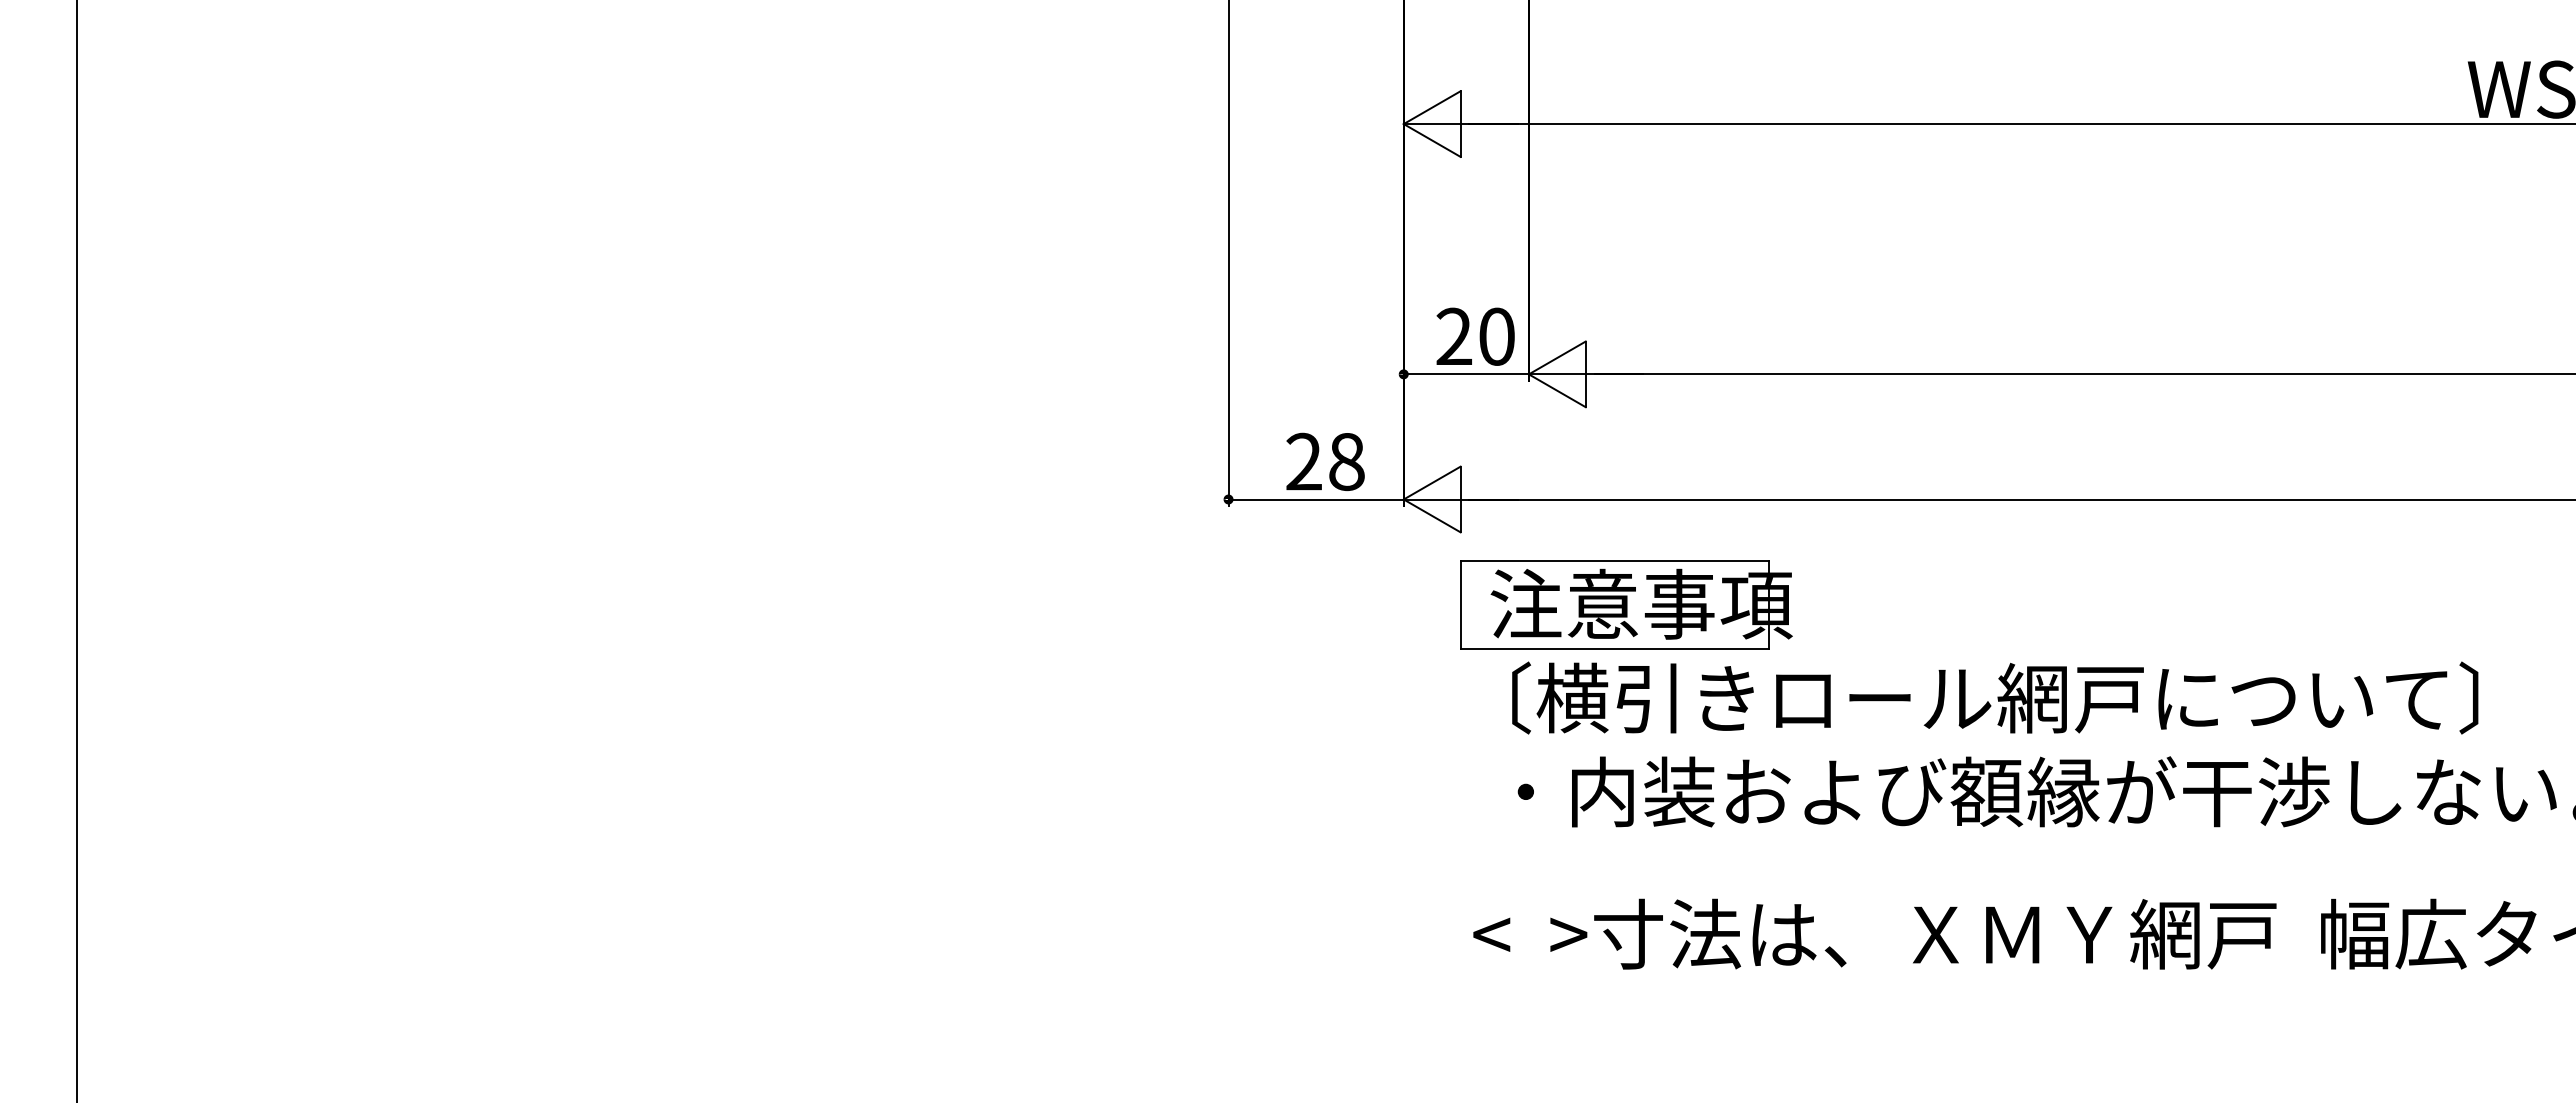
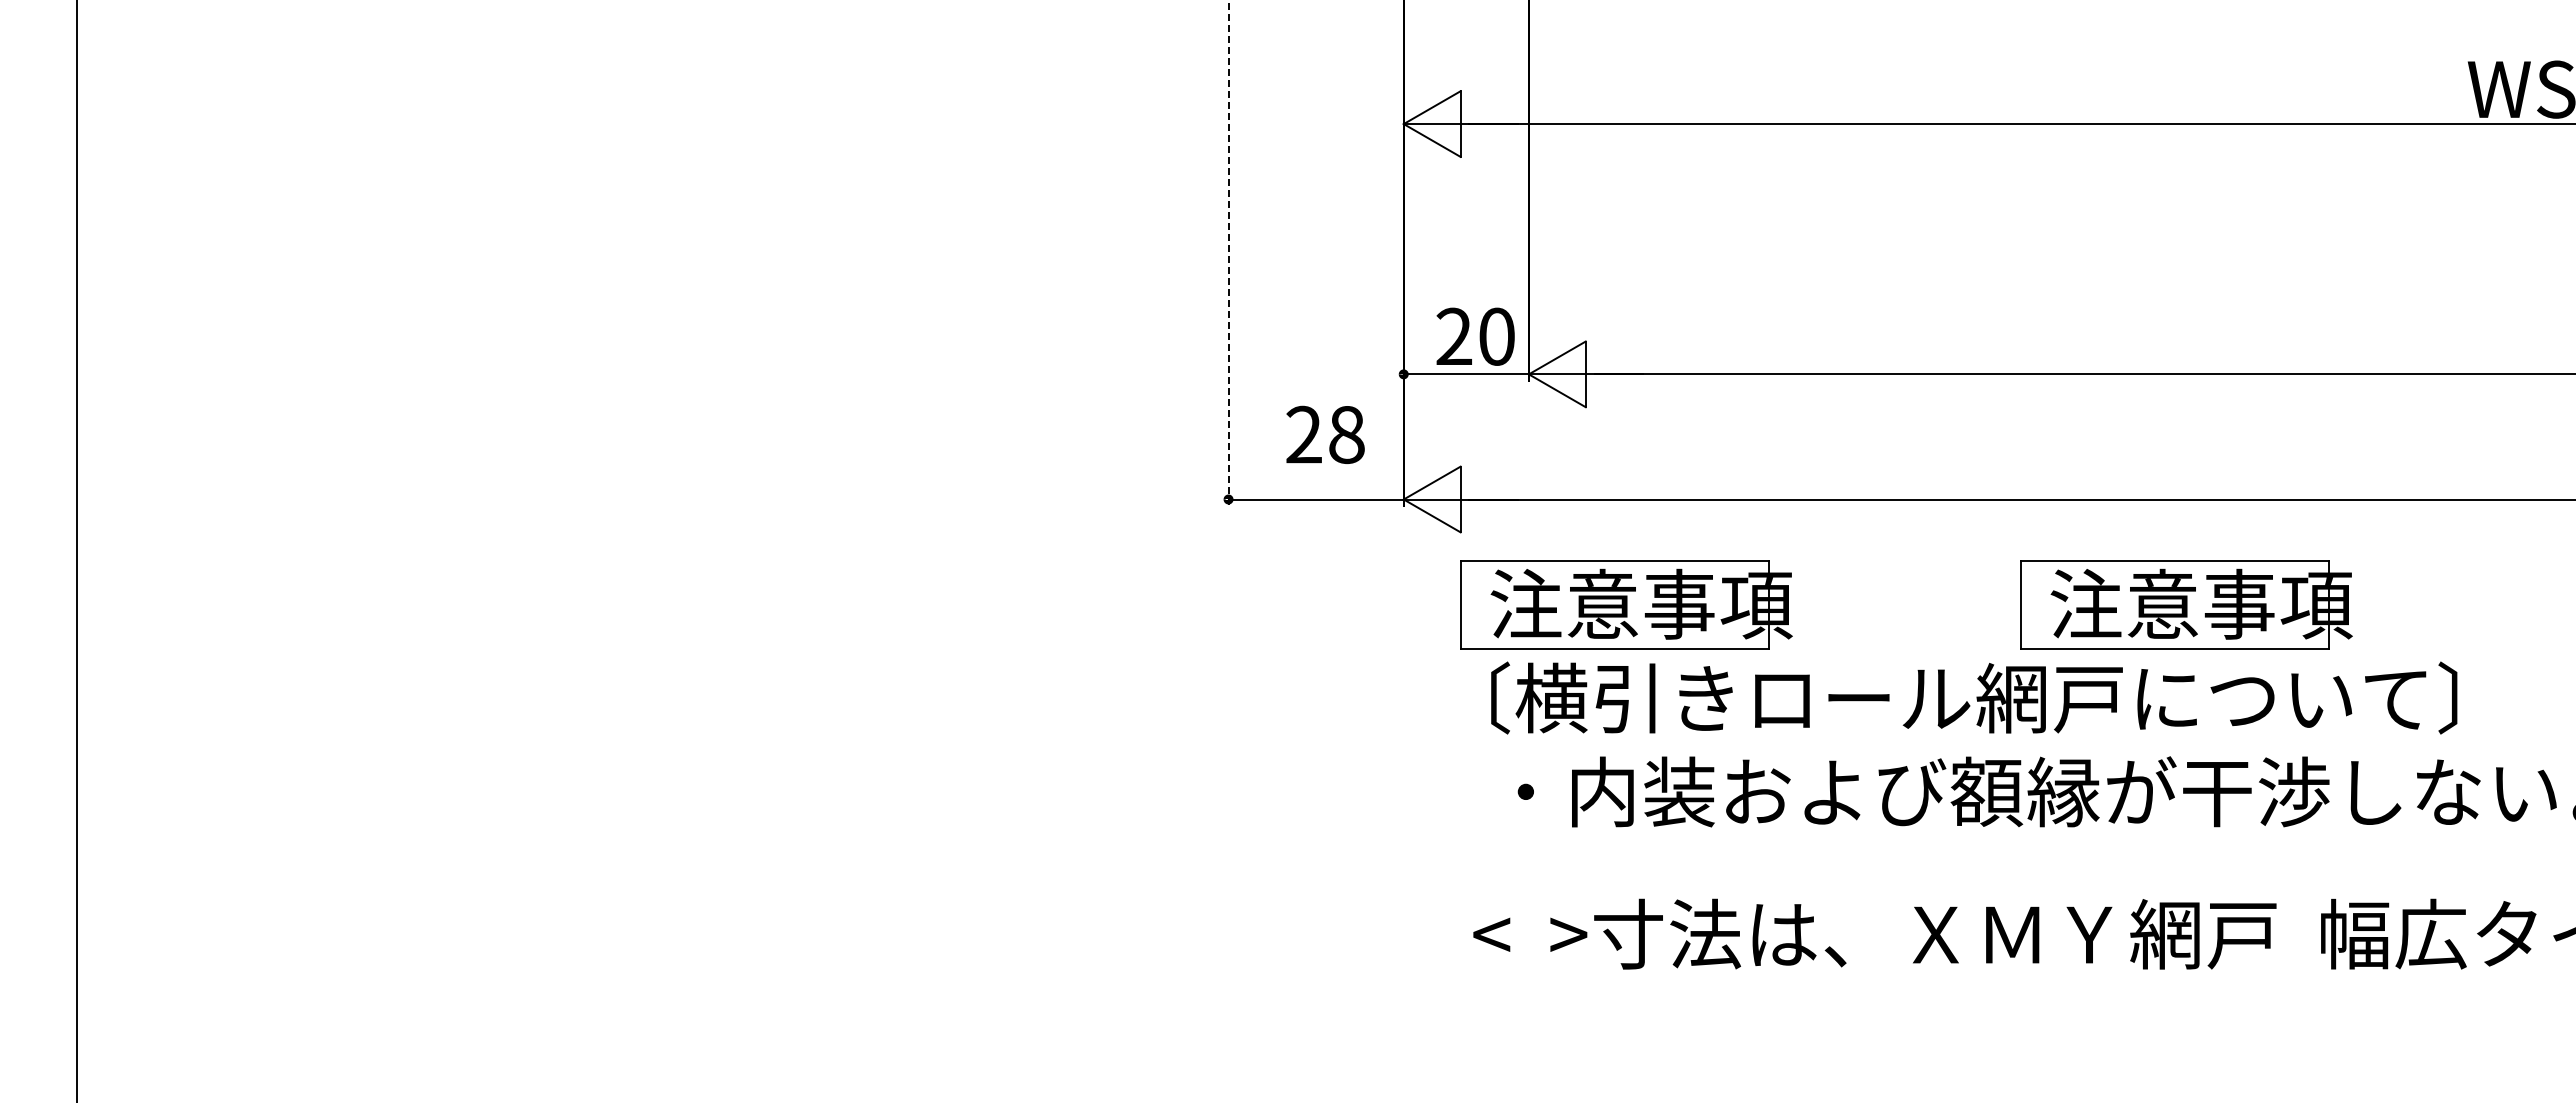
line: solid -> dashed (1228, 253)
text position: (1325, 461) -> (1325, 434) (1325, 434)
part: none -> present (2186, 604)
text position: (1995, 697) -> (1974, 697) (1974, 697)
